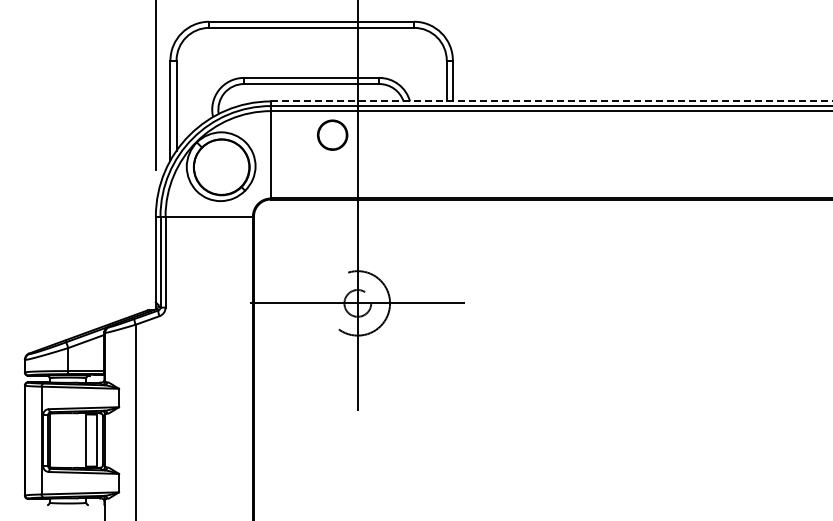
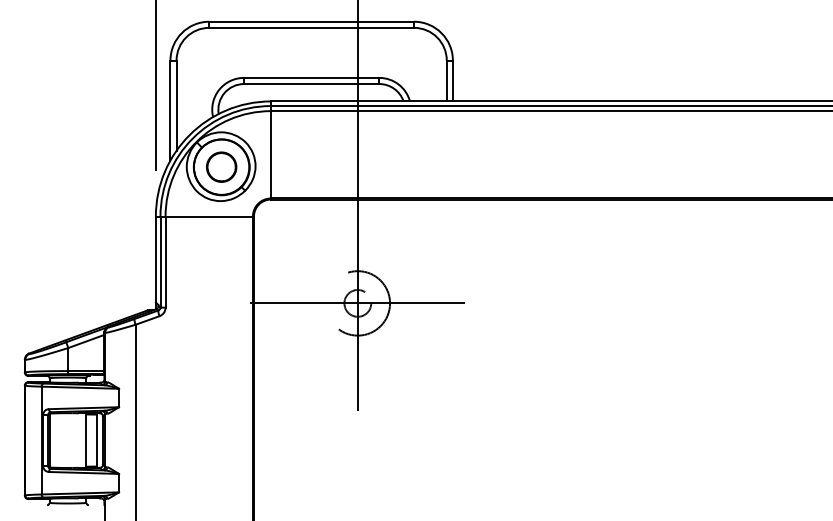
line: dashed -> solid (551, 101)
circle position: (332, 134) -> (221, 166) (221, 166)
